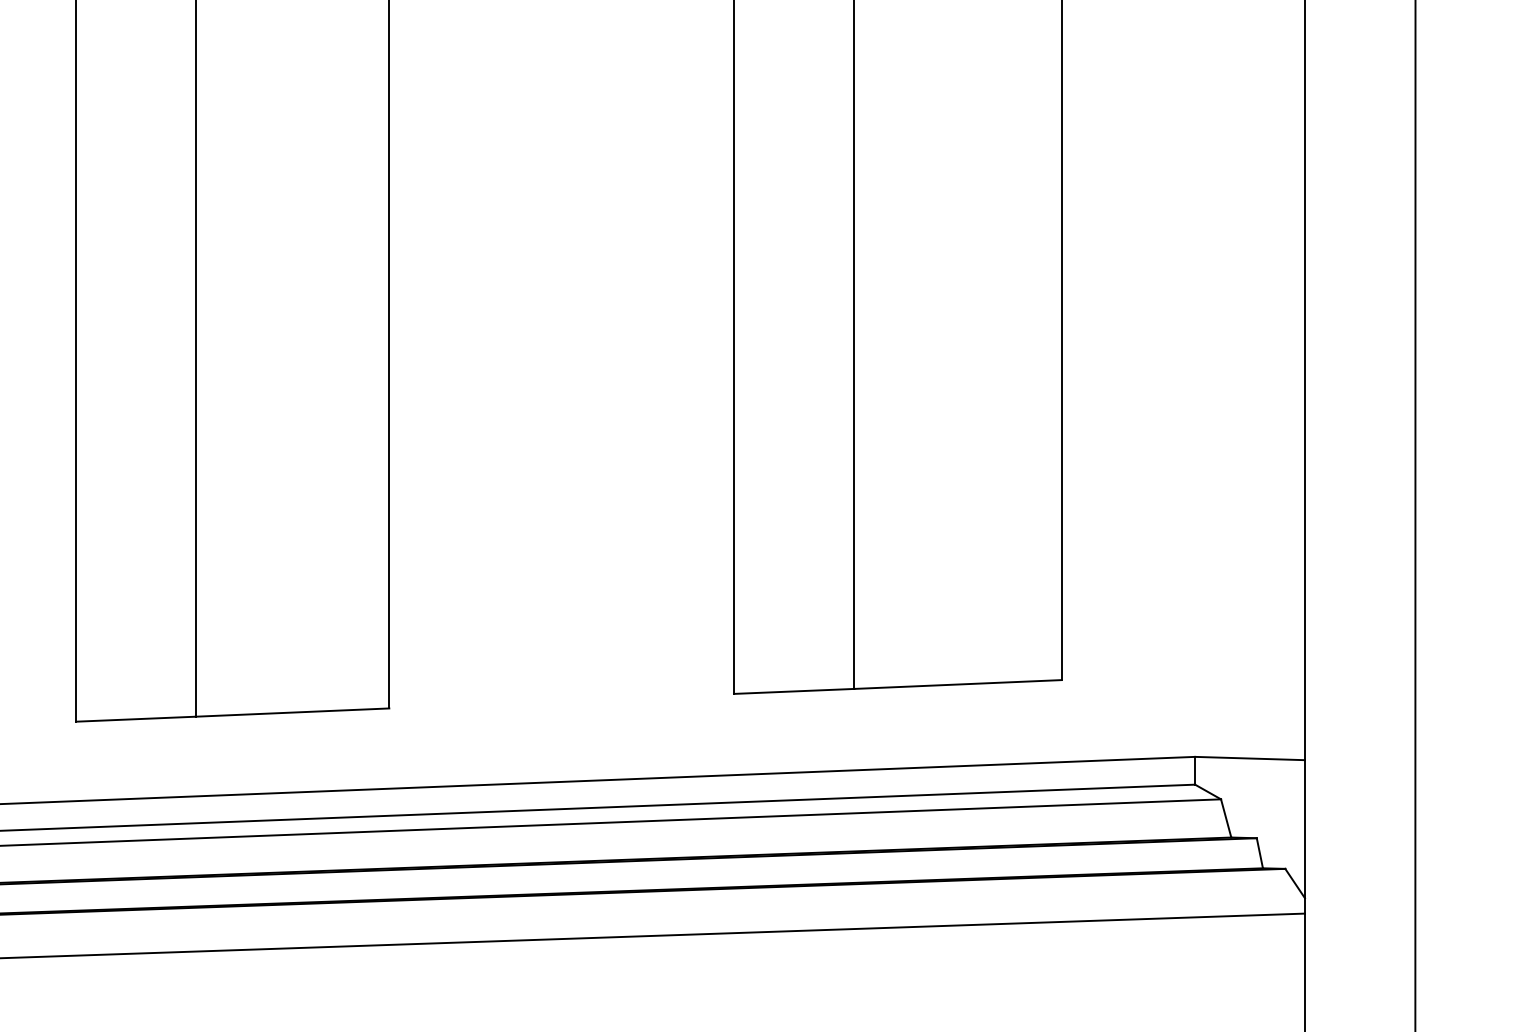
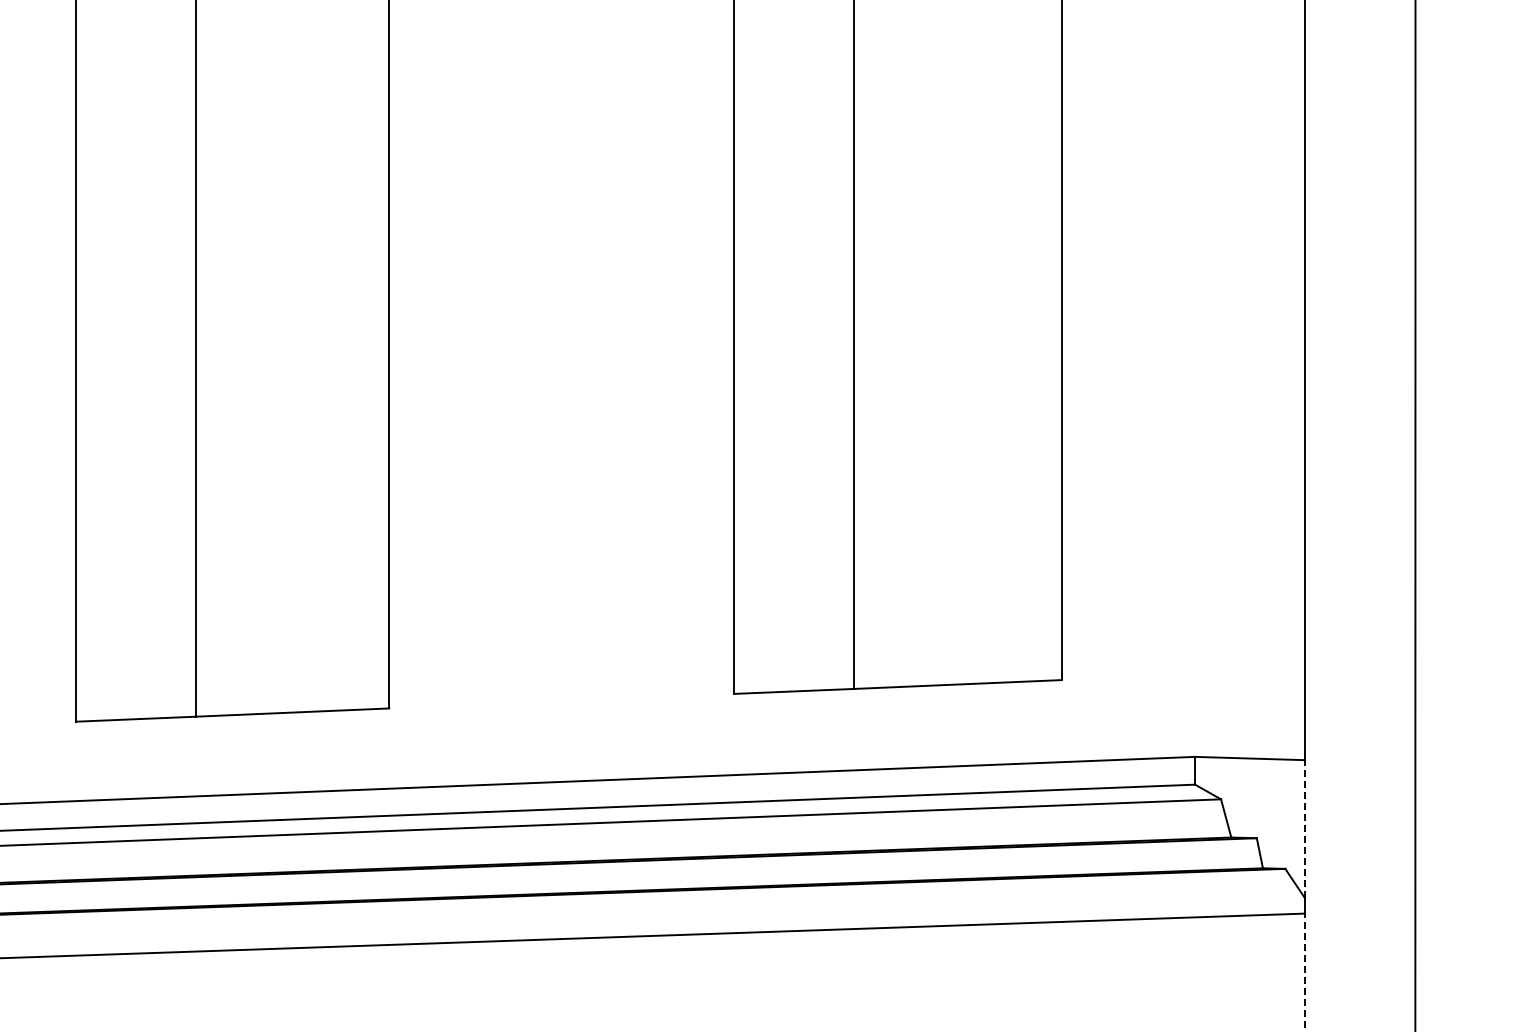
line: solid -> dashed (1304, 828)
line: solid -> dashed (1304, 972)
